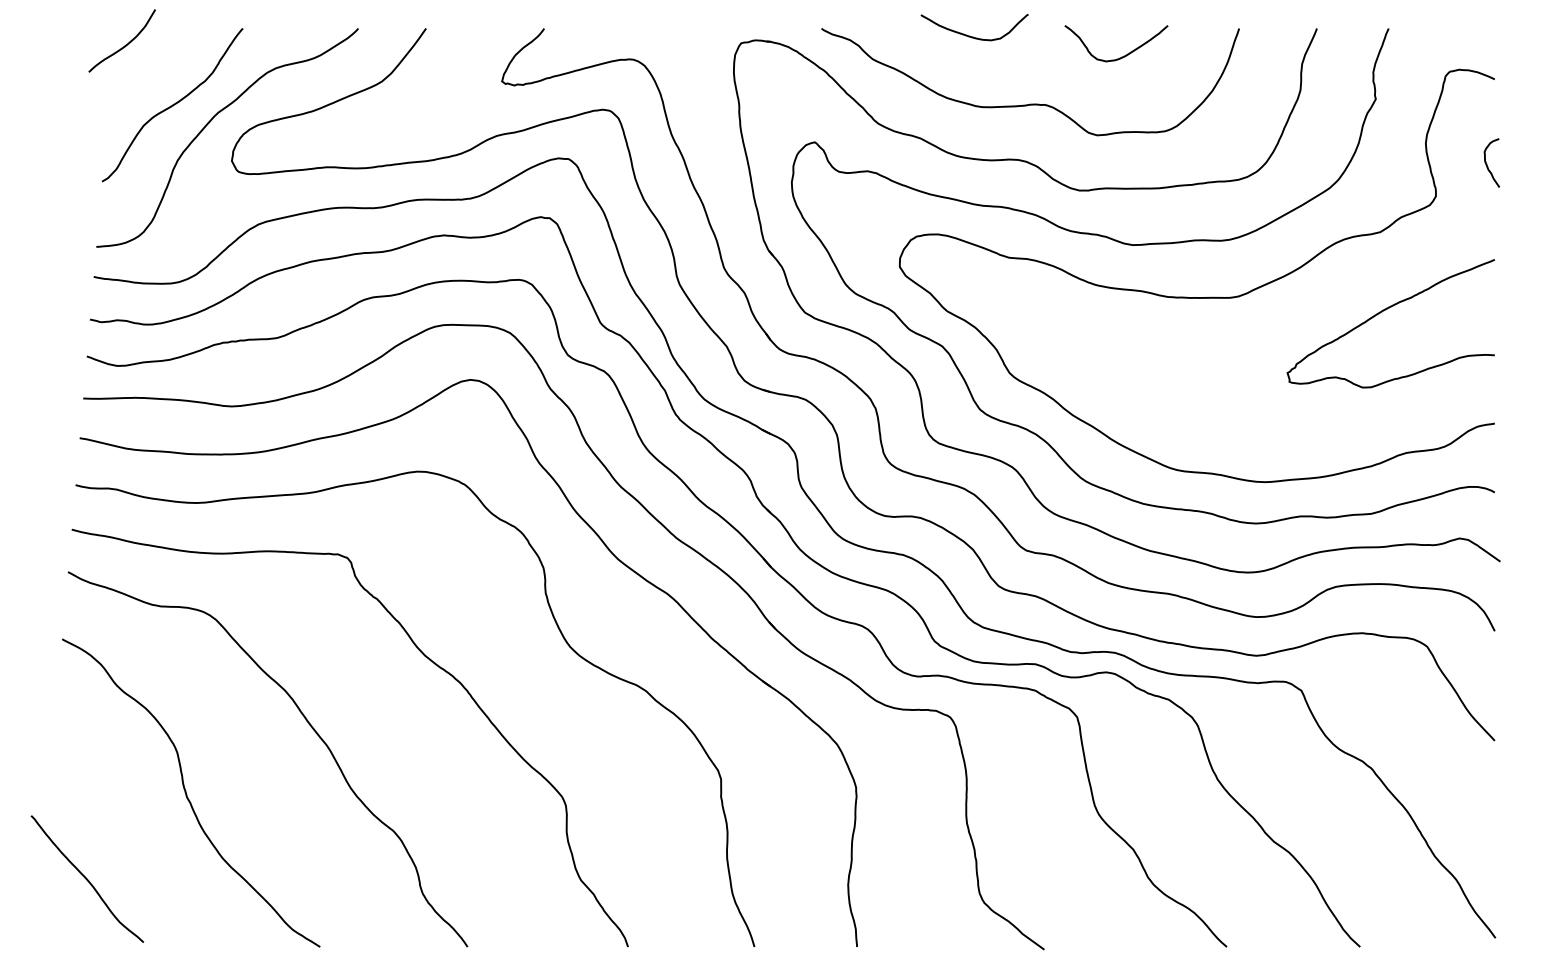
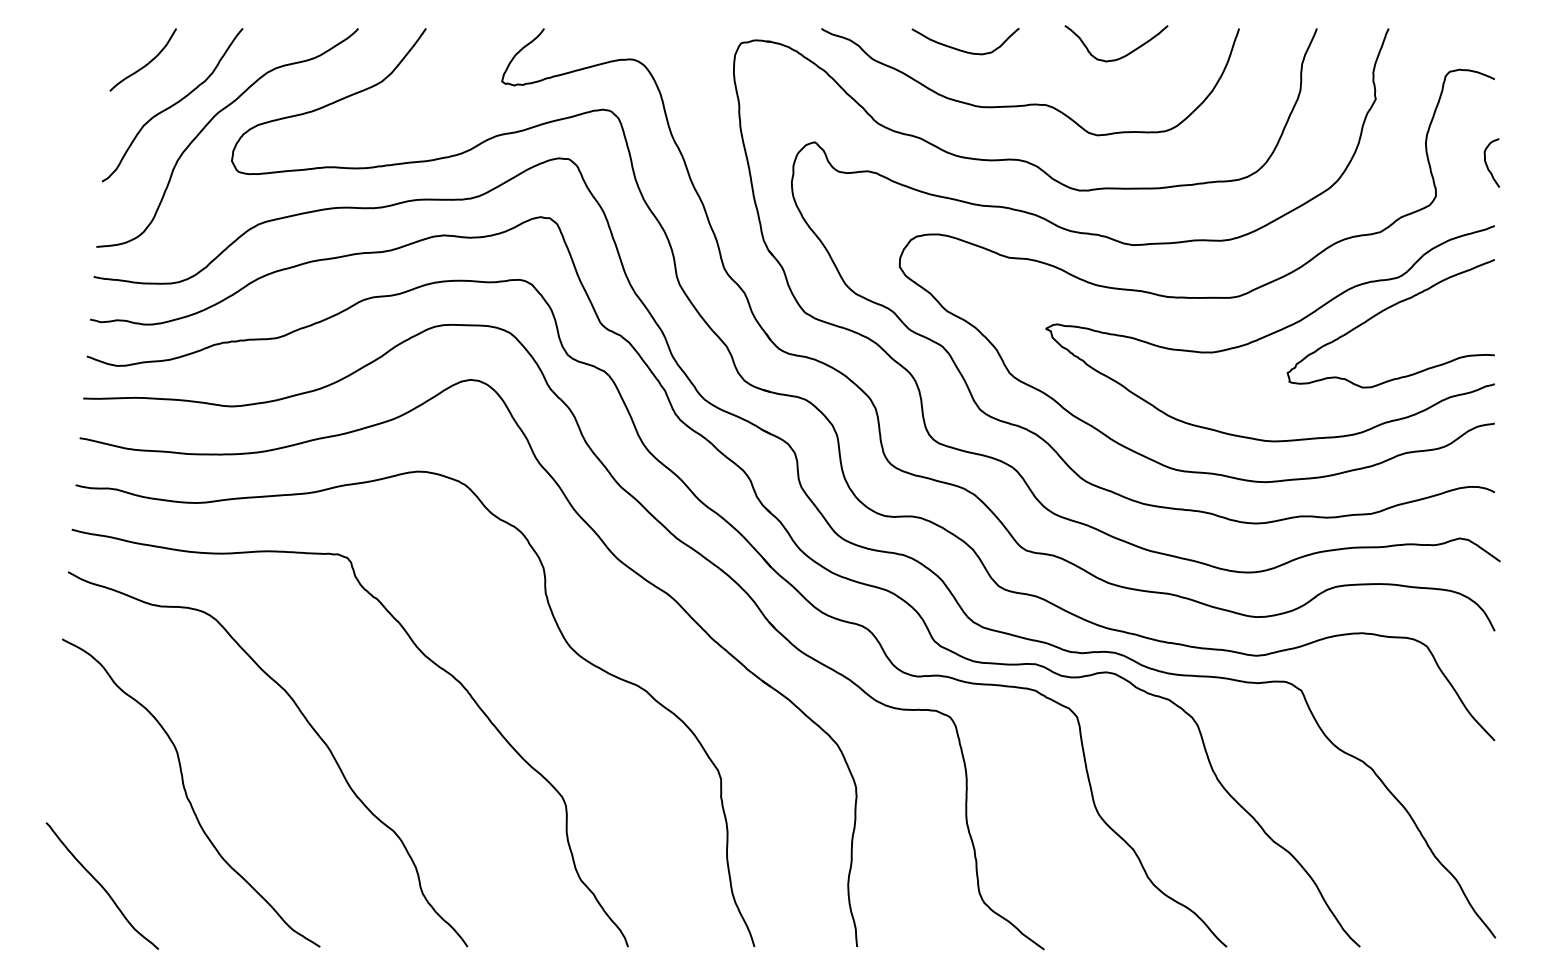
curve position: (970, 35) -> (961, 49) (961, 49)
curve position: (125, 44) -> (146, 63) (146, 63)
curve: none -> present (1269, 333)
curve position: (87, 878) -> (102, 885) (102, 885)
